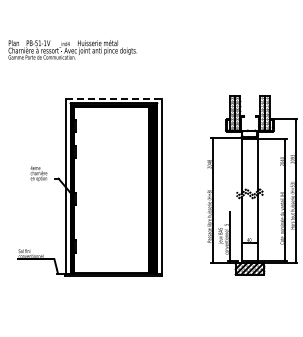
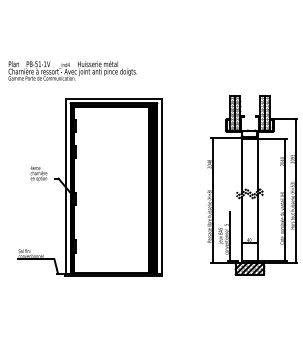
text position: (72, 49) -> (72, 70) (72, 70)
line: dashed -> solid (113, 98)
